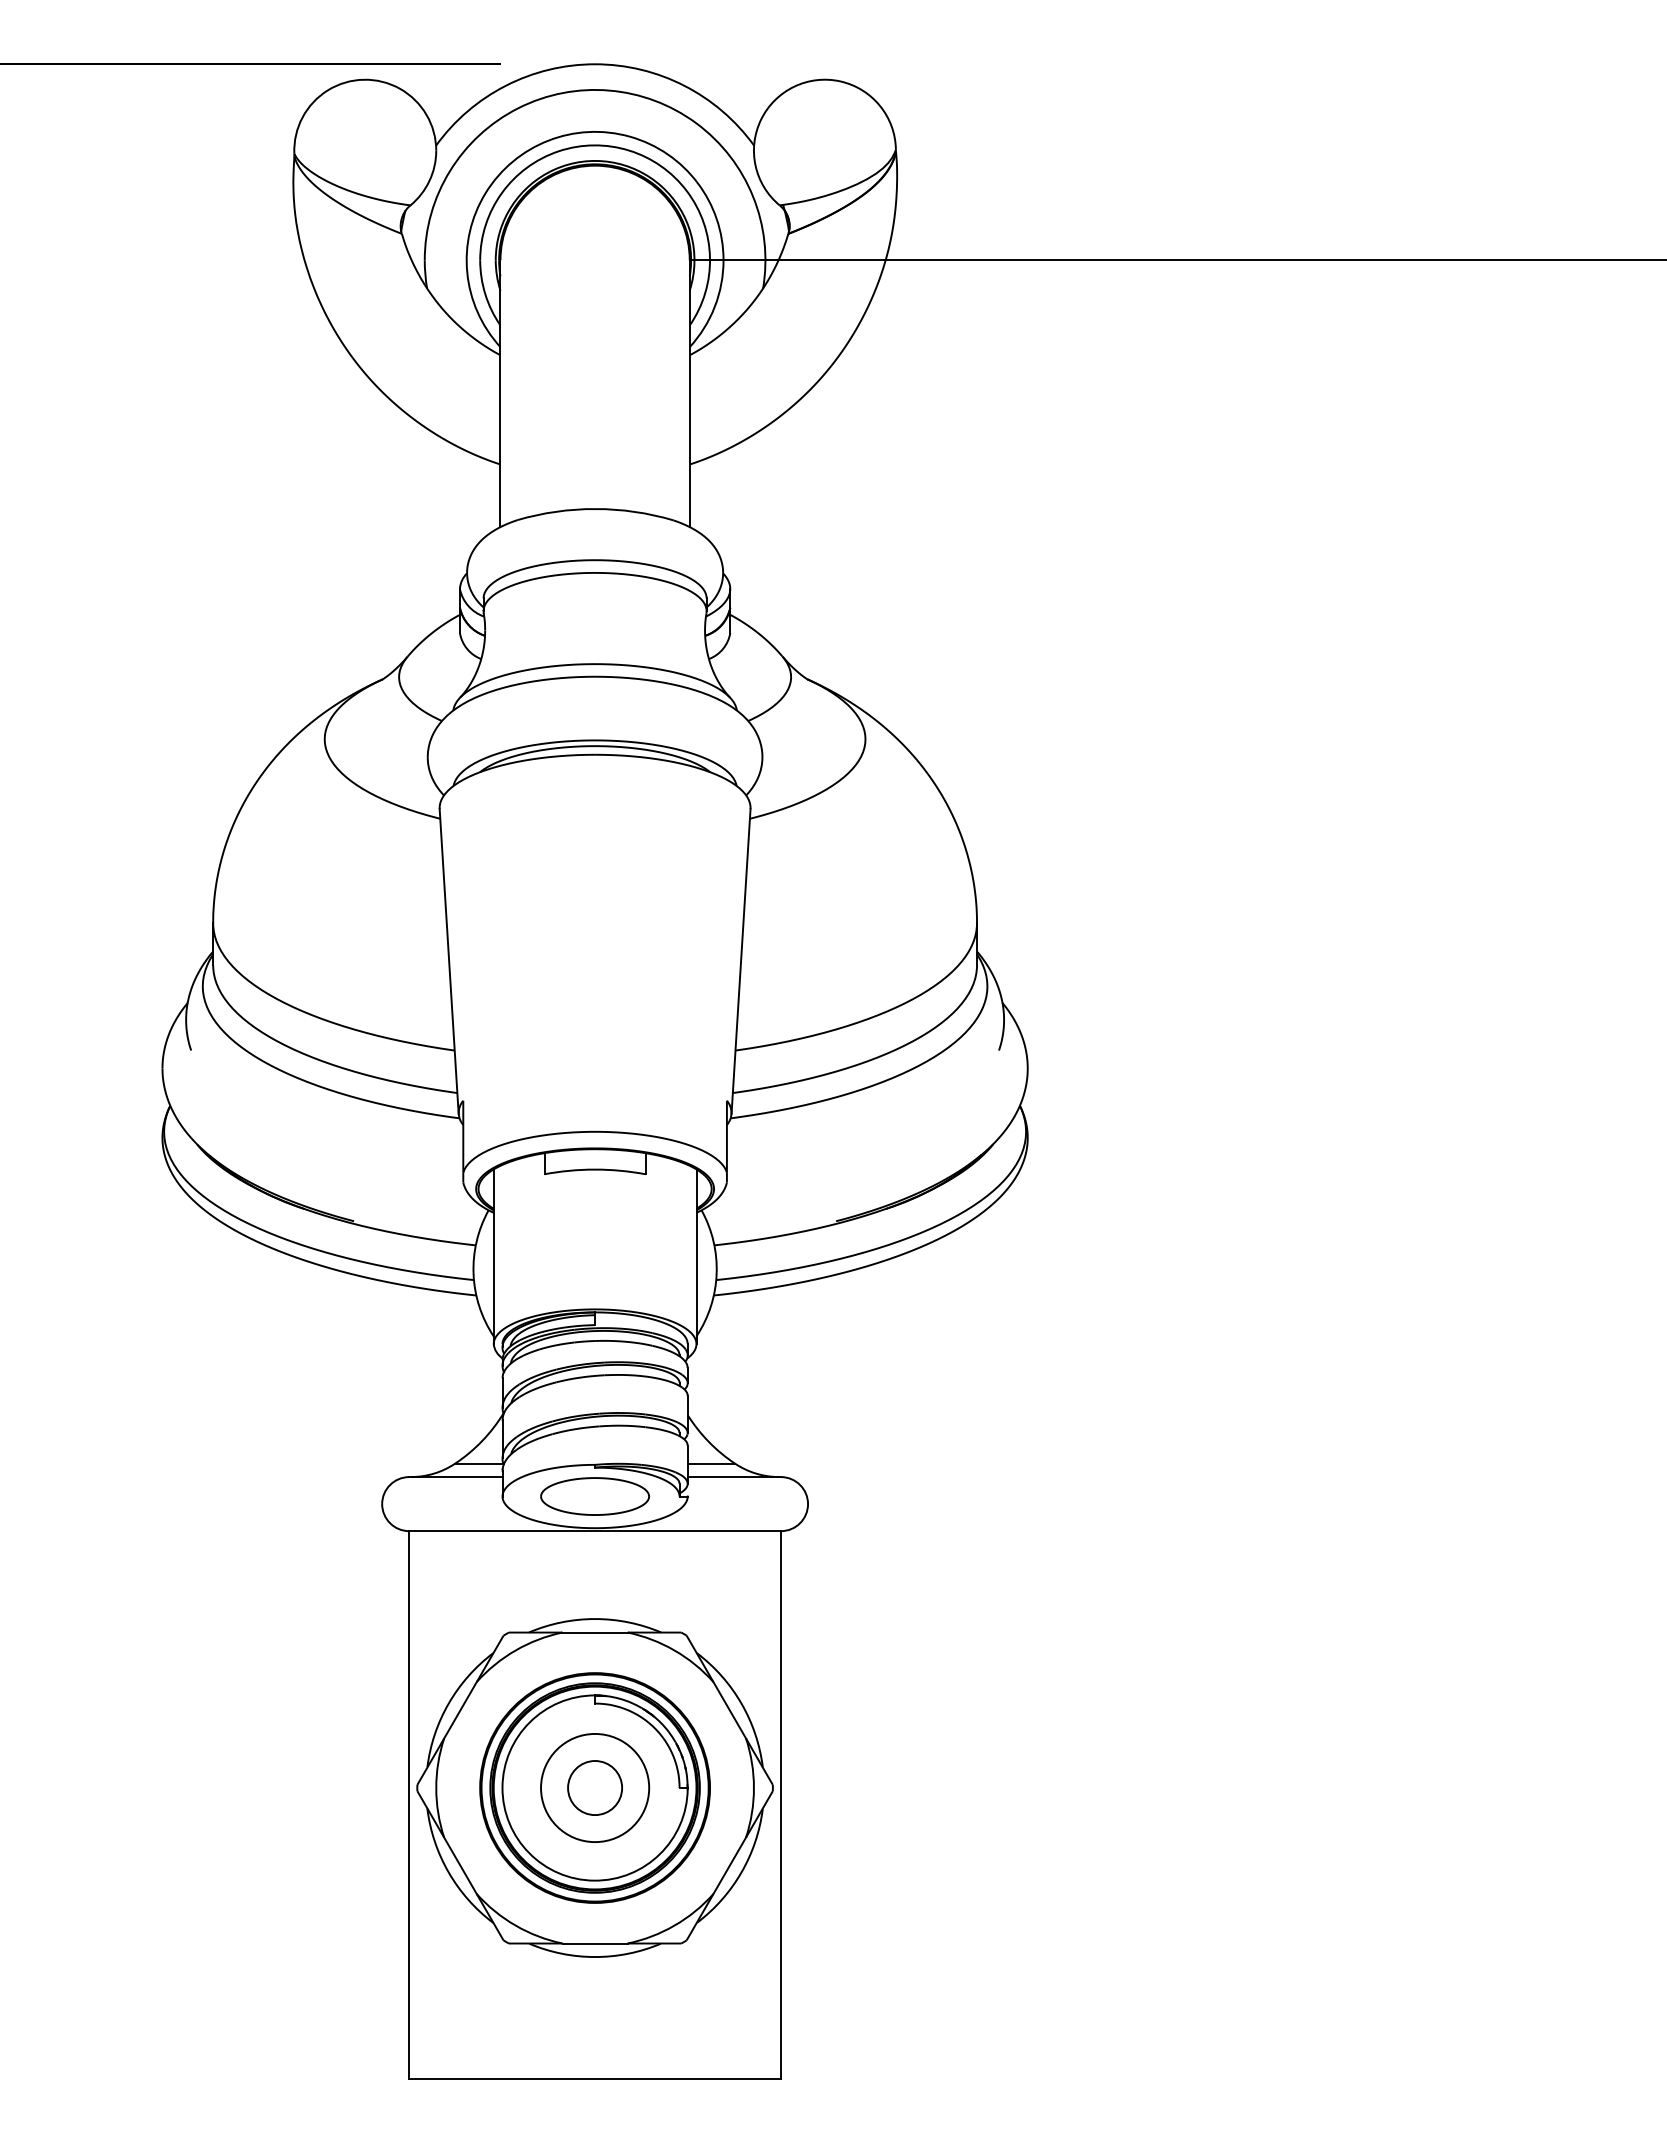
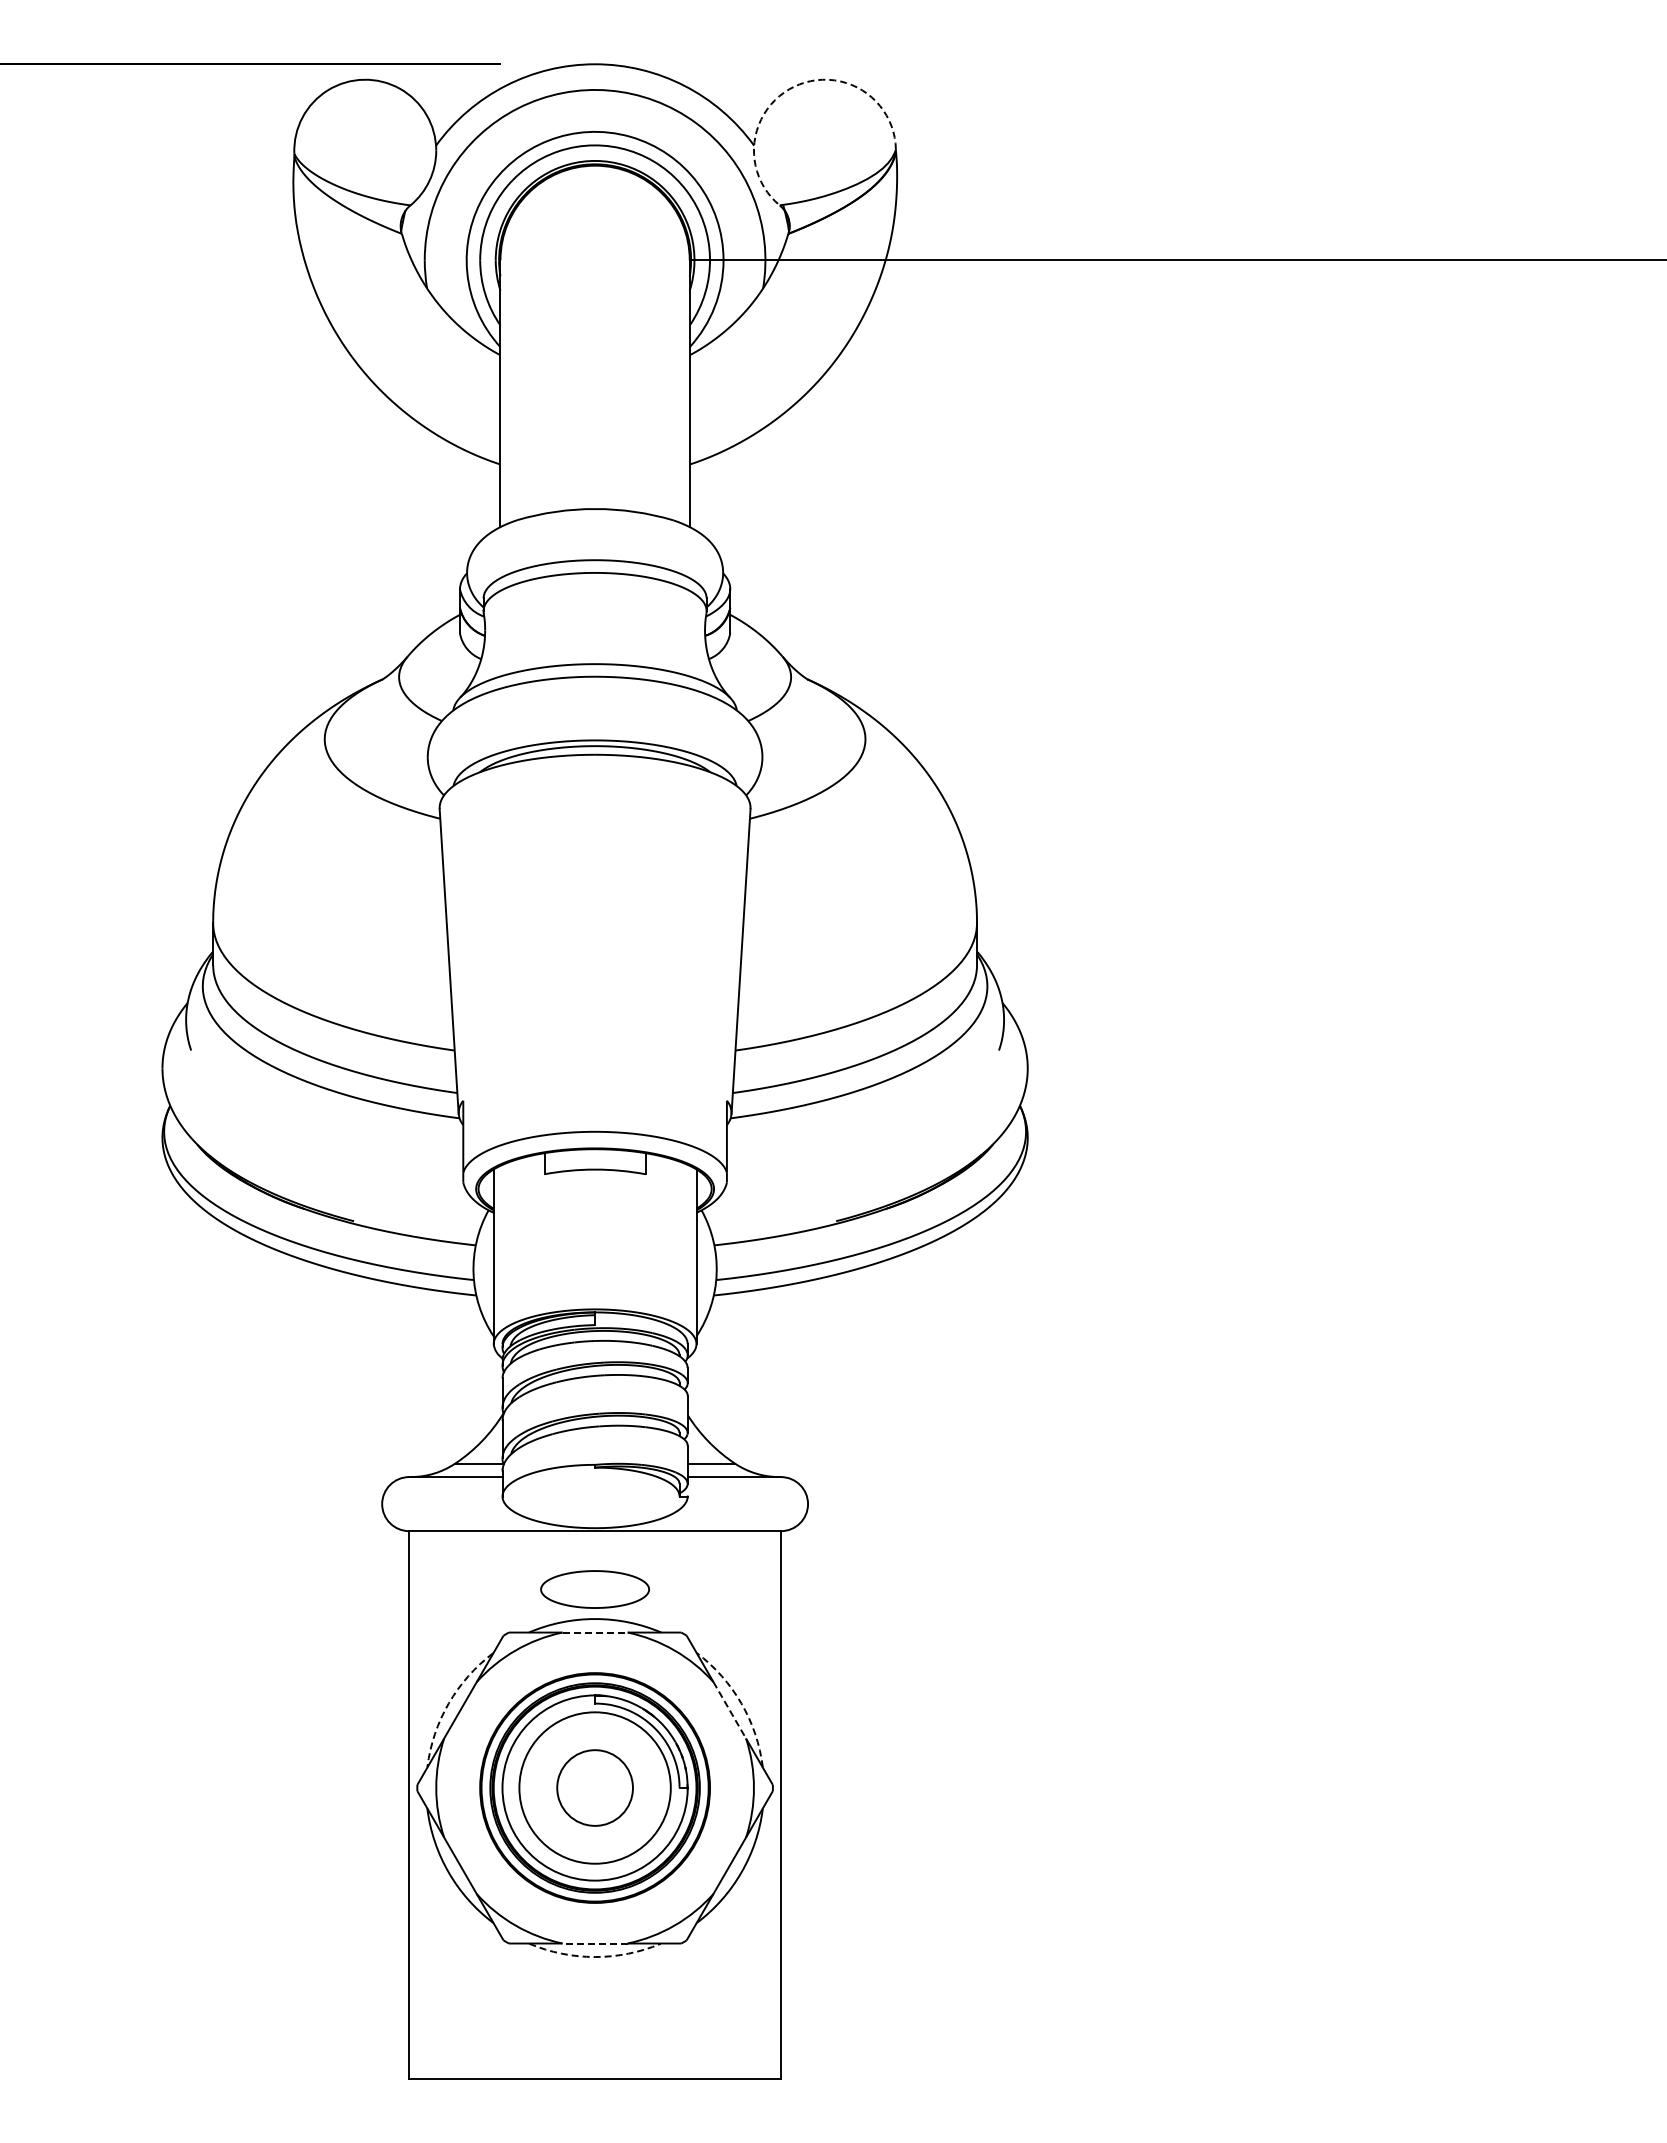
arc: solid -> dashed (794, 86)
part position: (595, 1496) -> (595, 1589) (595, 1589)
line: solid -> dashed (595, 1632)
arc: solid -> dashed (448, 1703)
arc: solid -> dashed (741, 1703)
line: solid -> dashed (729, 1710)
circle diameter: 108 px -> 151 px (594, 1787)
circle diameter: 54 px -> 76 px (594, 1787)
line: solid -> dashed (595, 1943)
arc: solid -> dashed (595, 1957)
